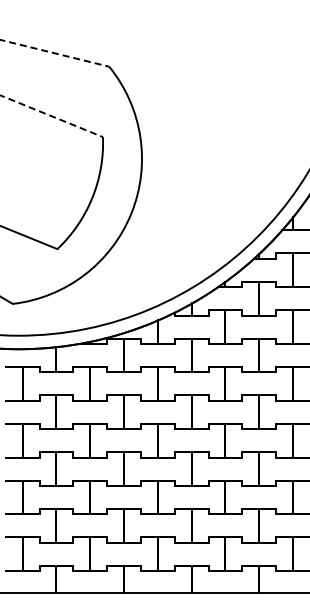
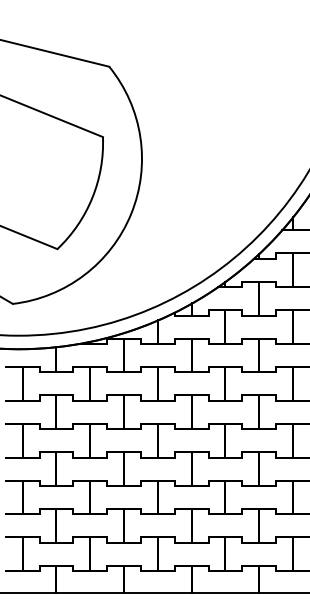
line: dashed -> solid (55, 53)
line: dashed -> solid (52, 116)
